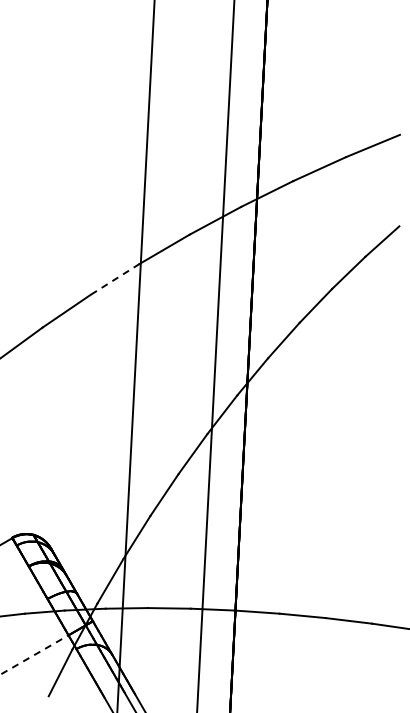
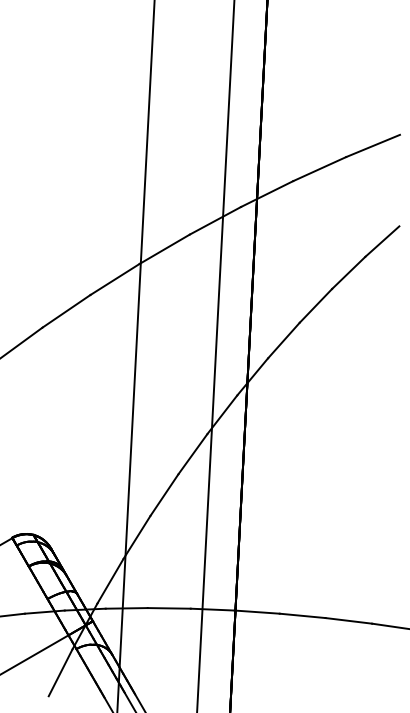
line: dashed -> solid (114, 279)
line: dashed -> solid (34, 654)
